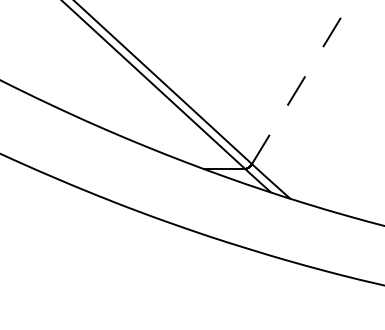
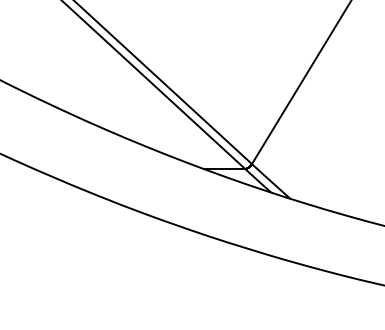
line: dashed -> solid (301, 82)
